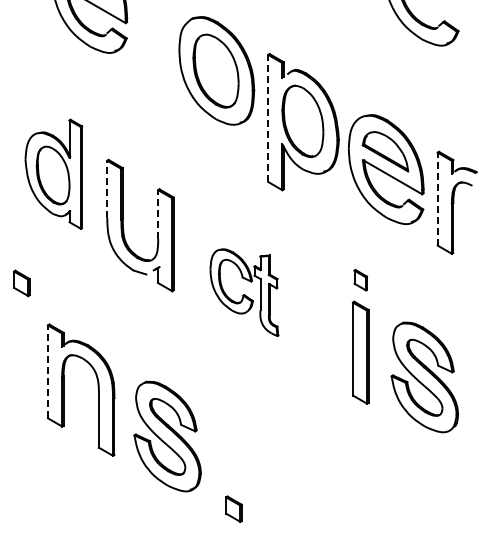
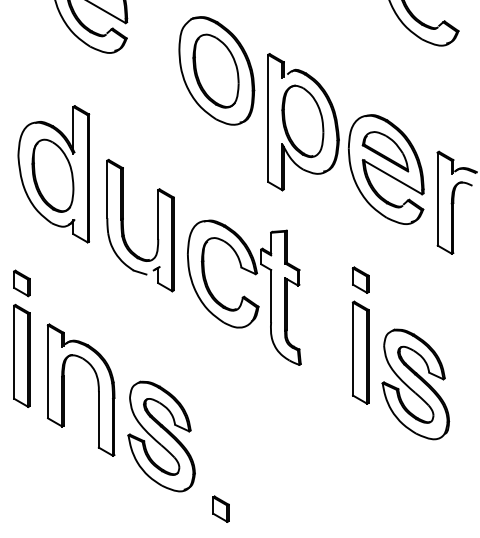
line: dashed -> solid (268, 118)
part size: 60x112 px -> 74x139 px (53, 174)
line: dashed -> solid (107, 189)
line: dashed -> solid (437, 198)
line: dashed -> solid (158, 214)
part size: 16x23 px -> 19x28 px (360, 279)
part size: 71x89 px -> 115x147 px (244, 292)
part: none -> present (21, 355)
line: dashed -> solid (48, 371)
part position: (424, 377) -> (415, 384) (415, 384)
part position: (167, 436) -> (161, 436) (161, 436)
part position: (233, 508) -> (220, 508) (220, 508)
